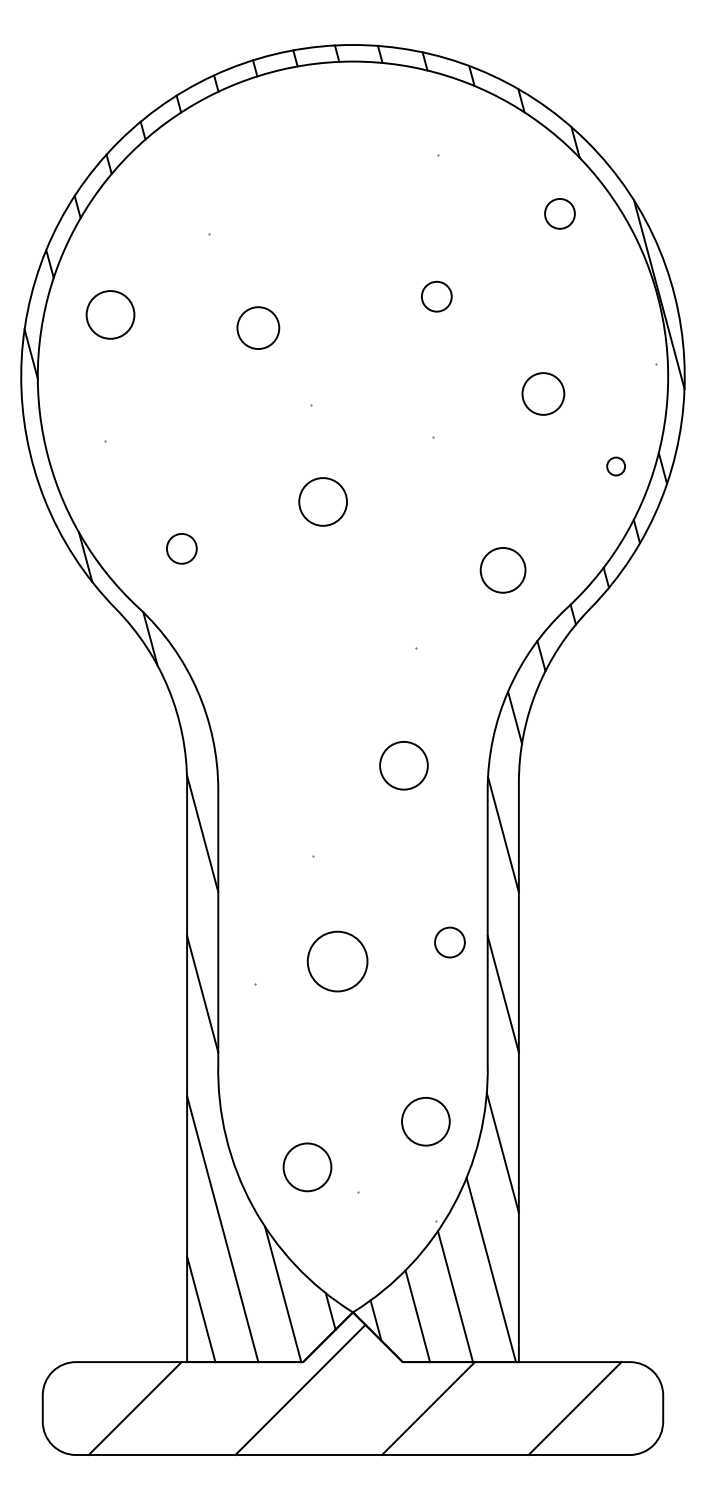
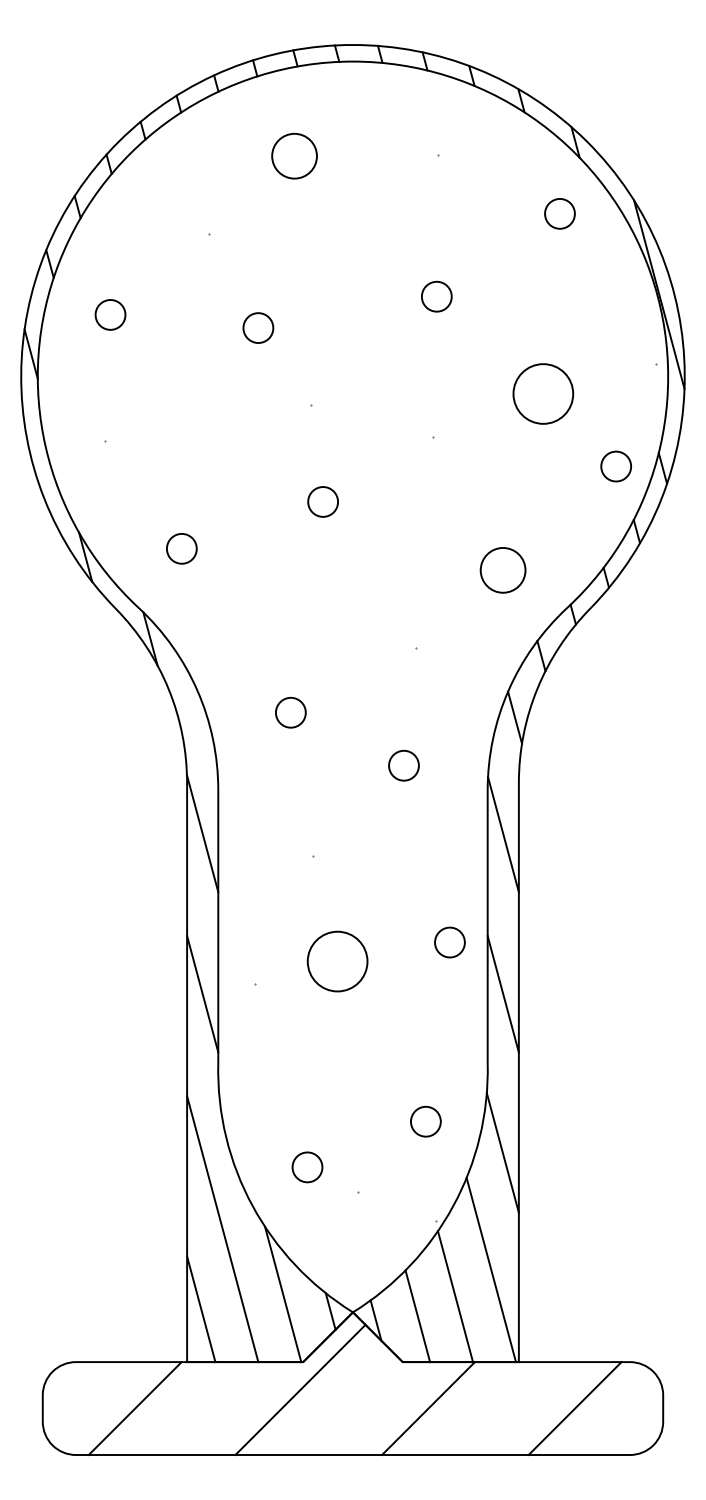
circle: none -> present (294, 155)
circle diameter: 48 px -> 30 px (110, 314)
circle size: 45x44 px -> 33x32 px (258, 327)
circle size: 45x44 px -> 63x62 px (543, 393)
circle size: 20x21 px -> 32x33 px (615, 466)
circle diameter: 48 px -> 30 px (323, 501)
circle: none -> present (290, 712)
circle diameter: 48 px -> 30 px (403, 765)
circle diameter: 48 px -> 30 px (425, 1121)
circle diameter: 48 px -> 30 px (307, 1167)
